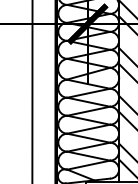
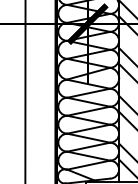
line position: (32, 91) -> (25, 91) (25, 91)
